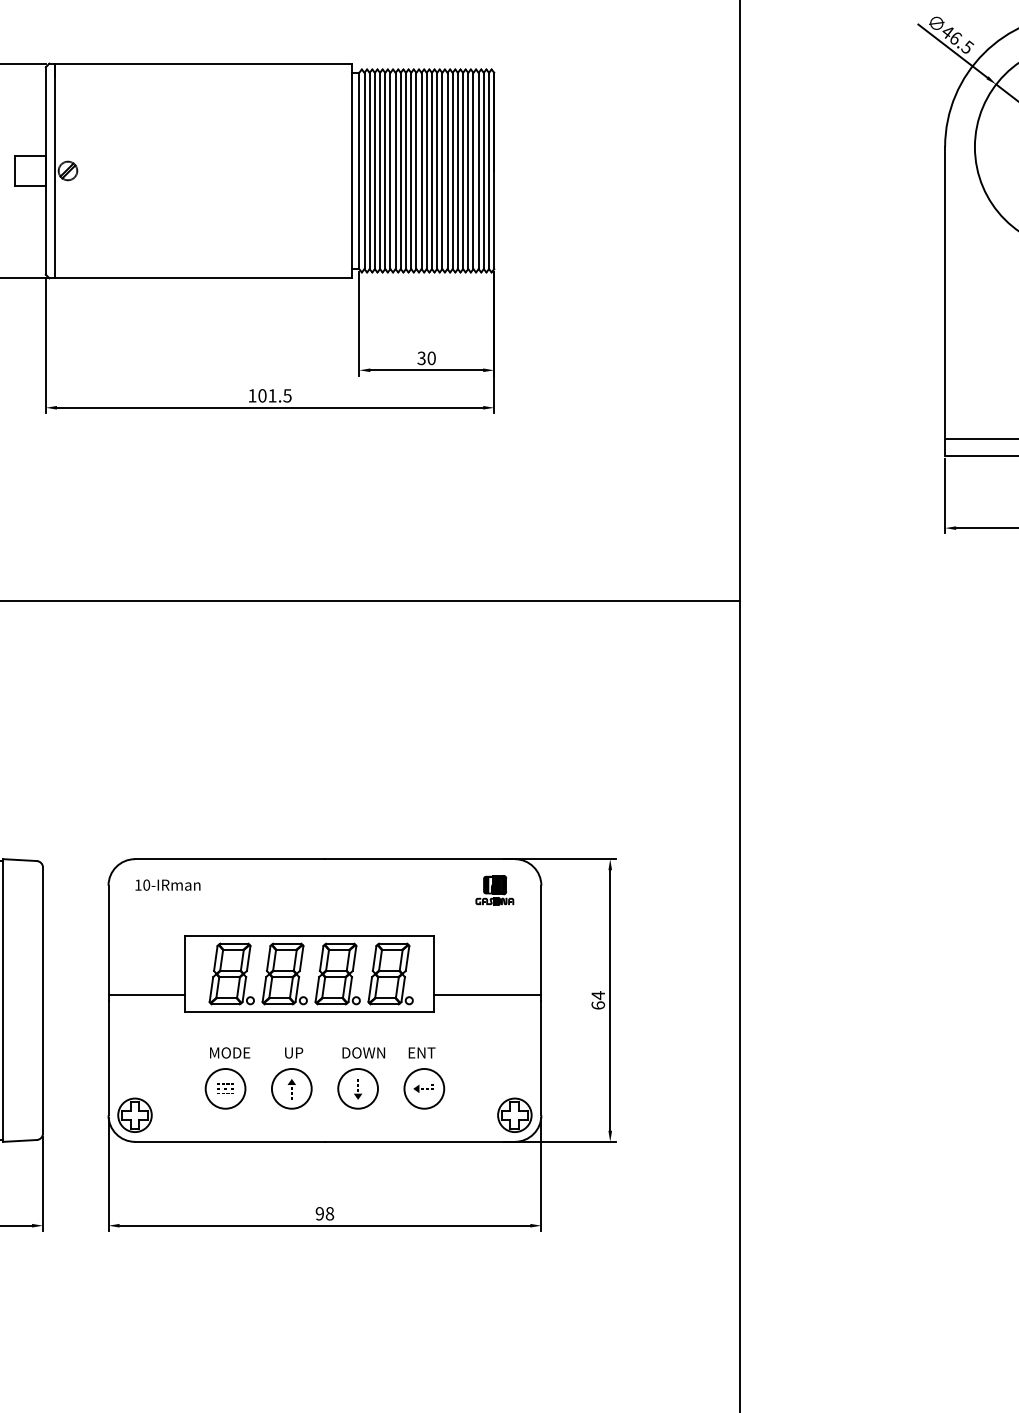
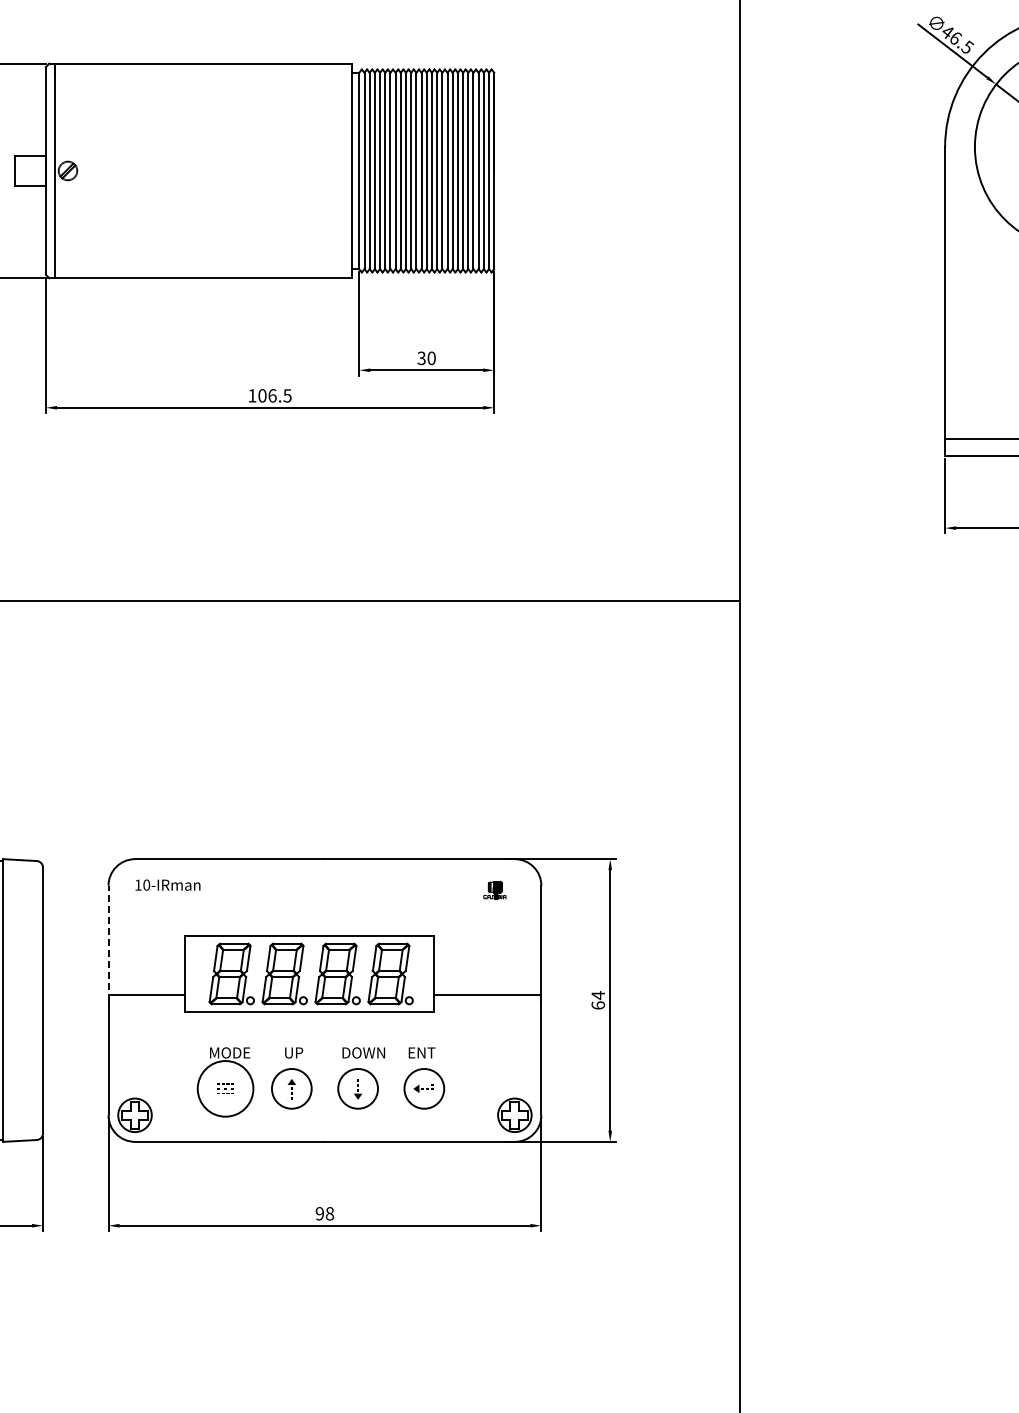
text: 101.5 -> 106.5 (272, 395)
part size: 40x31 px -> 24x21 px (494, 890)
line: solid -> dashed (108, 942)
circle diameter: 40 px -> 56 px (225, 1088)
